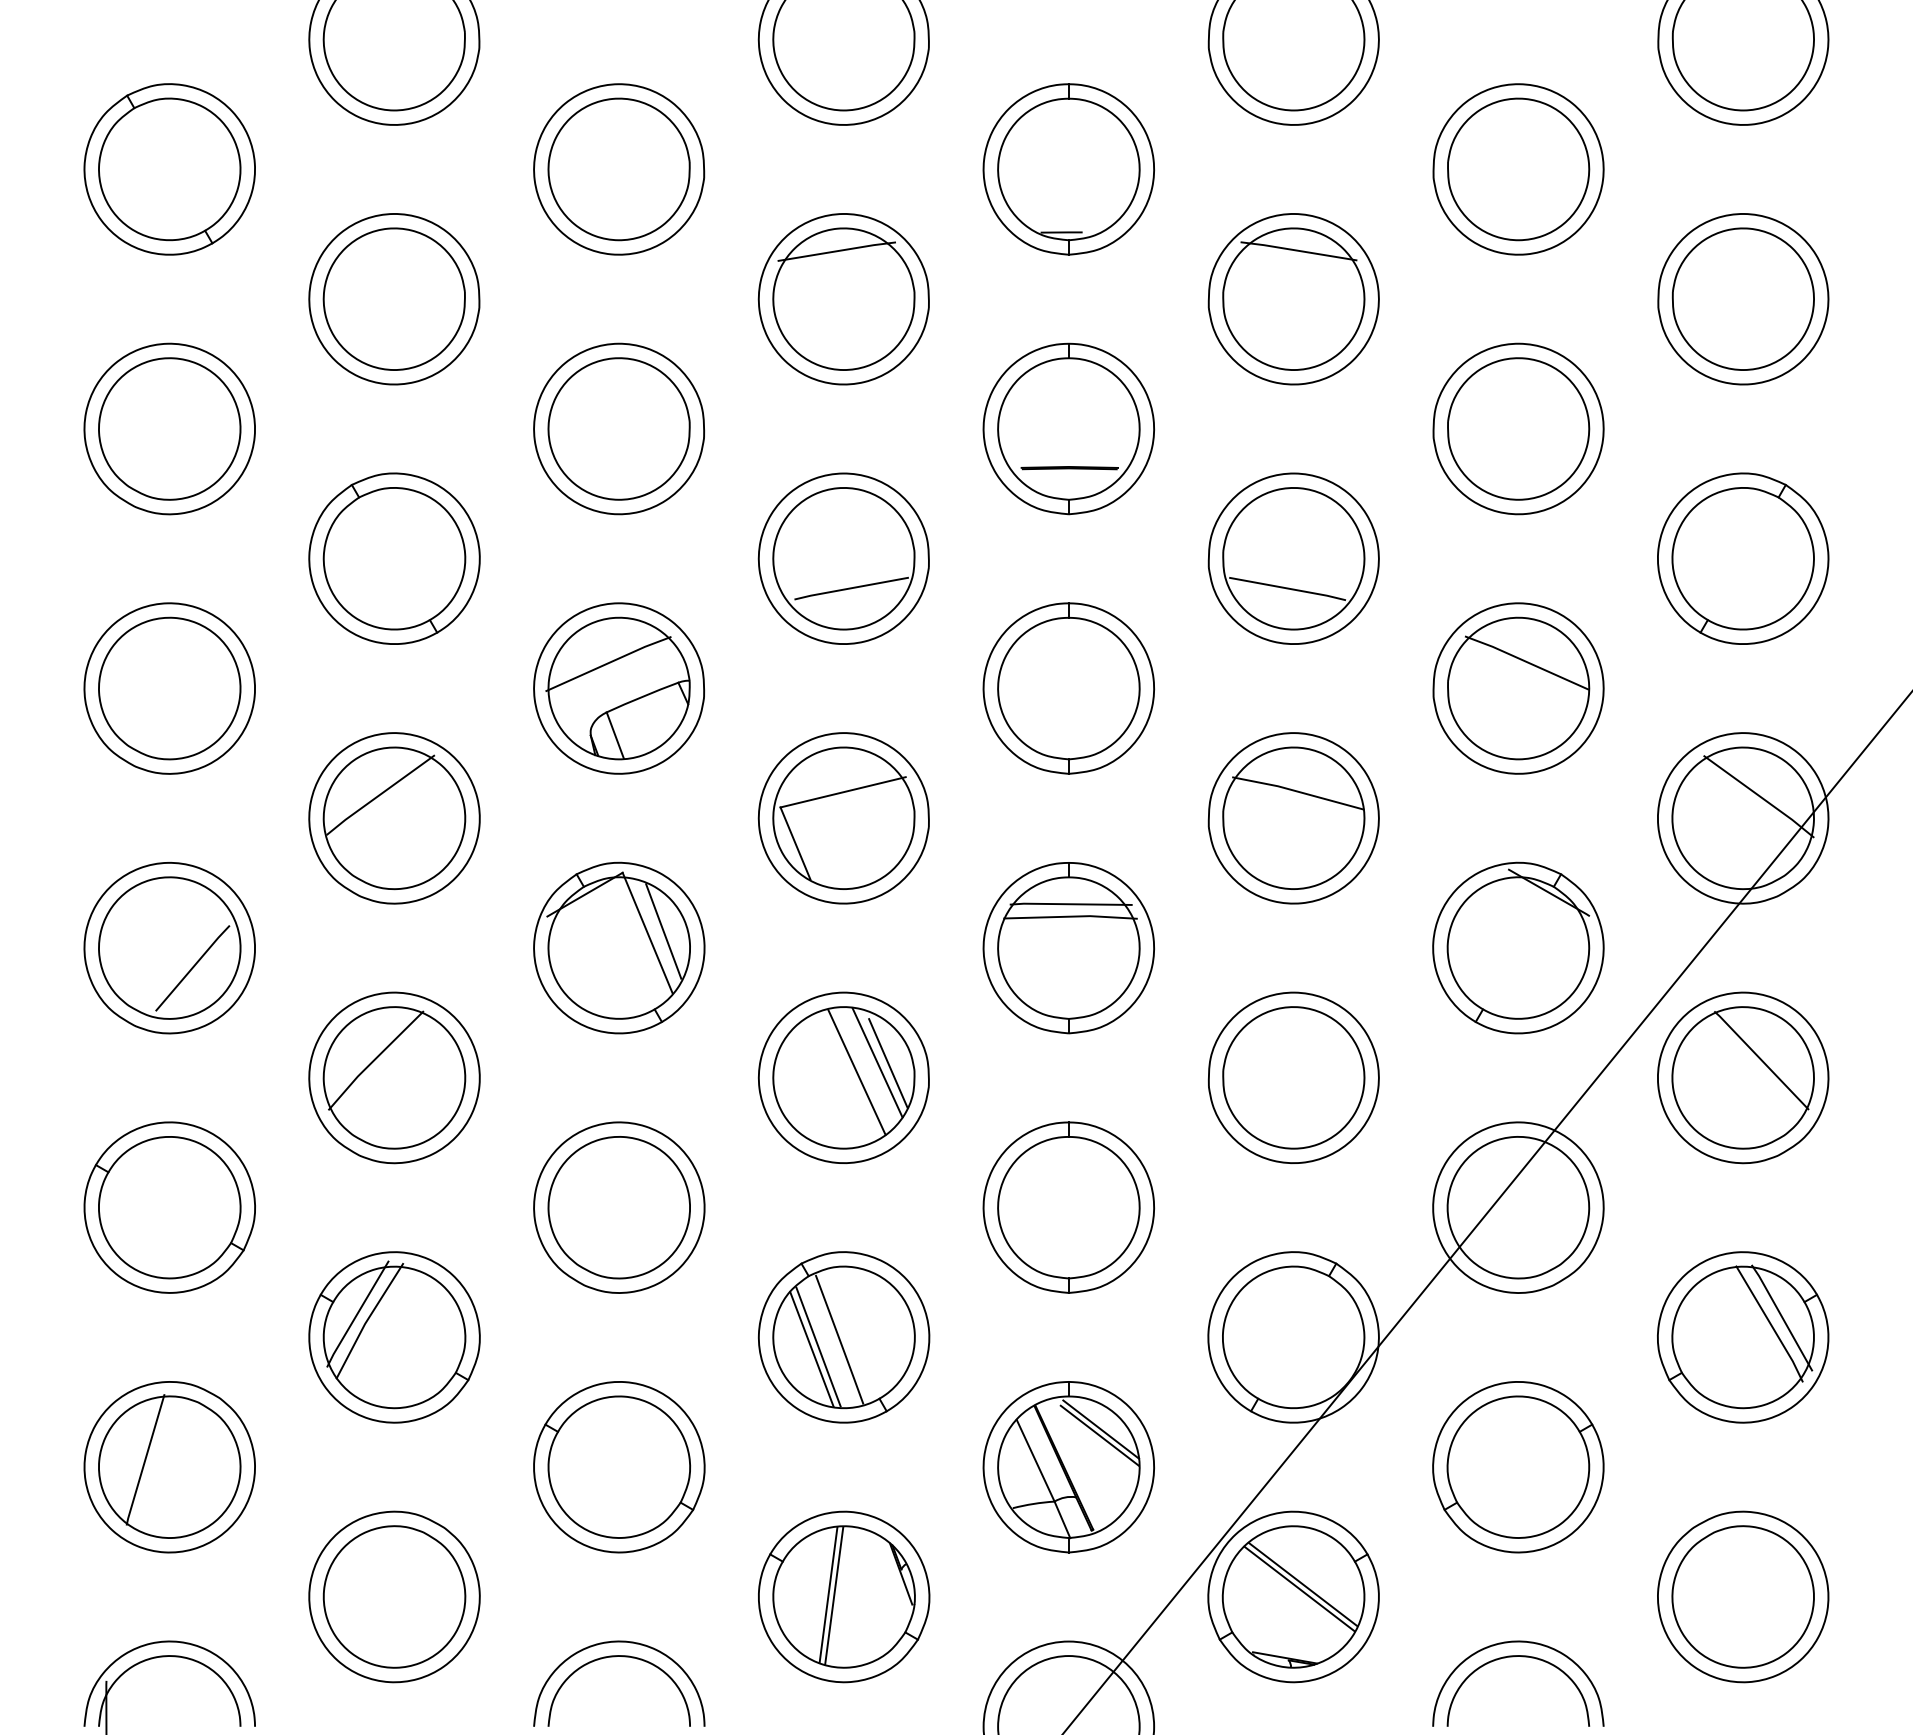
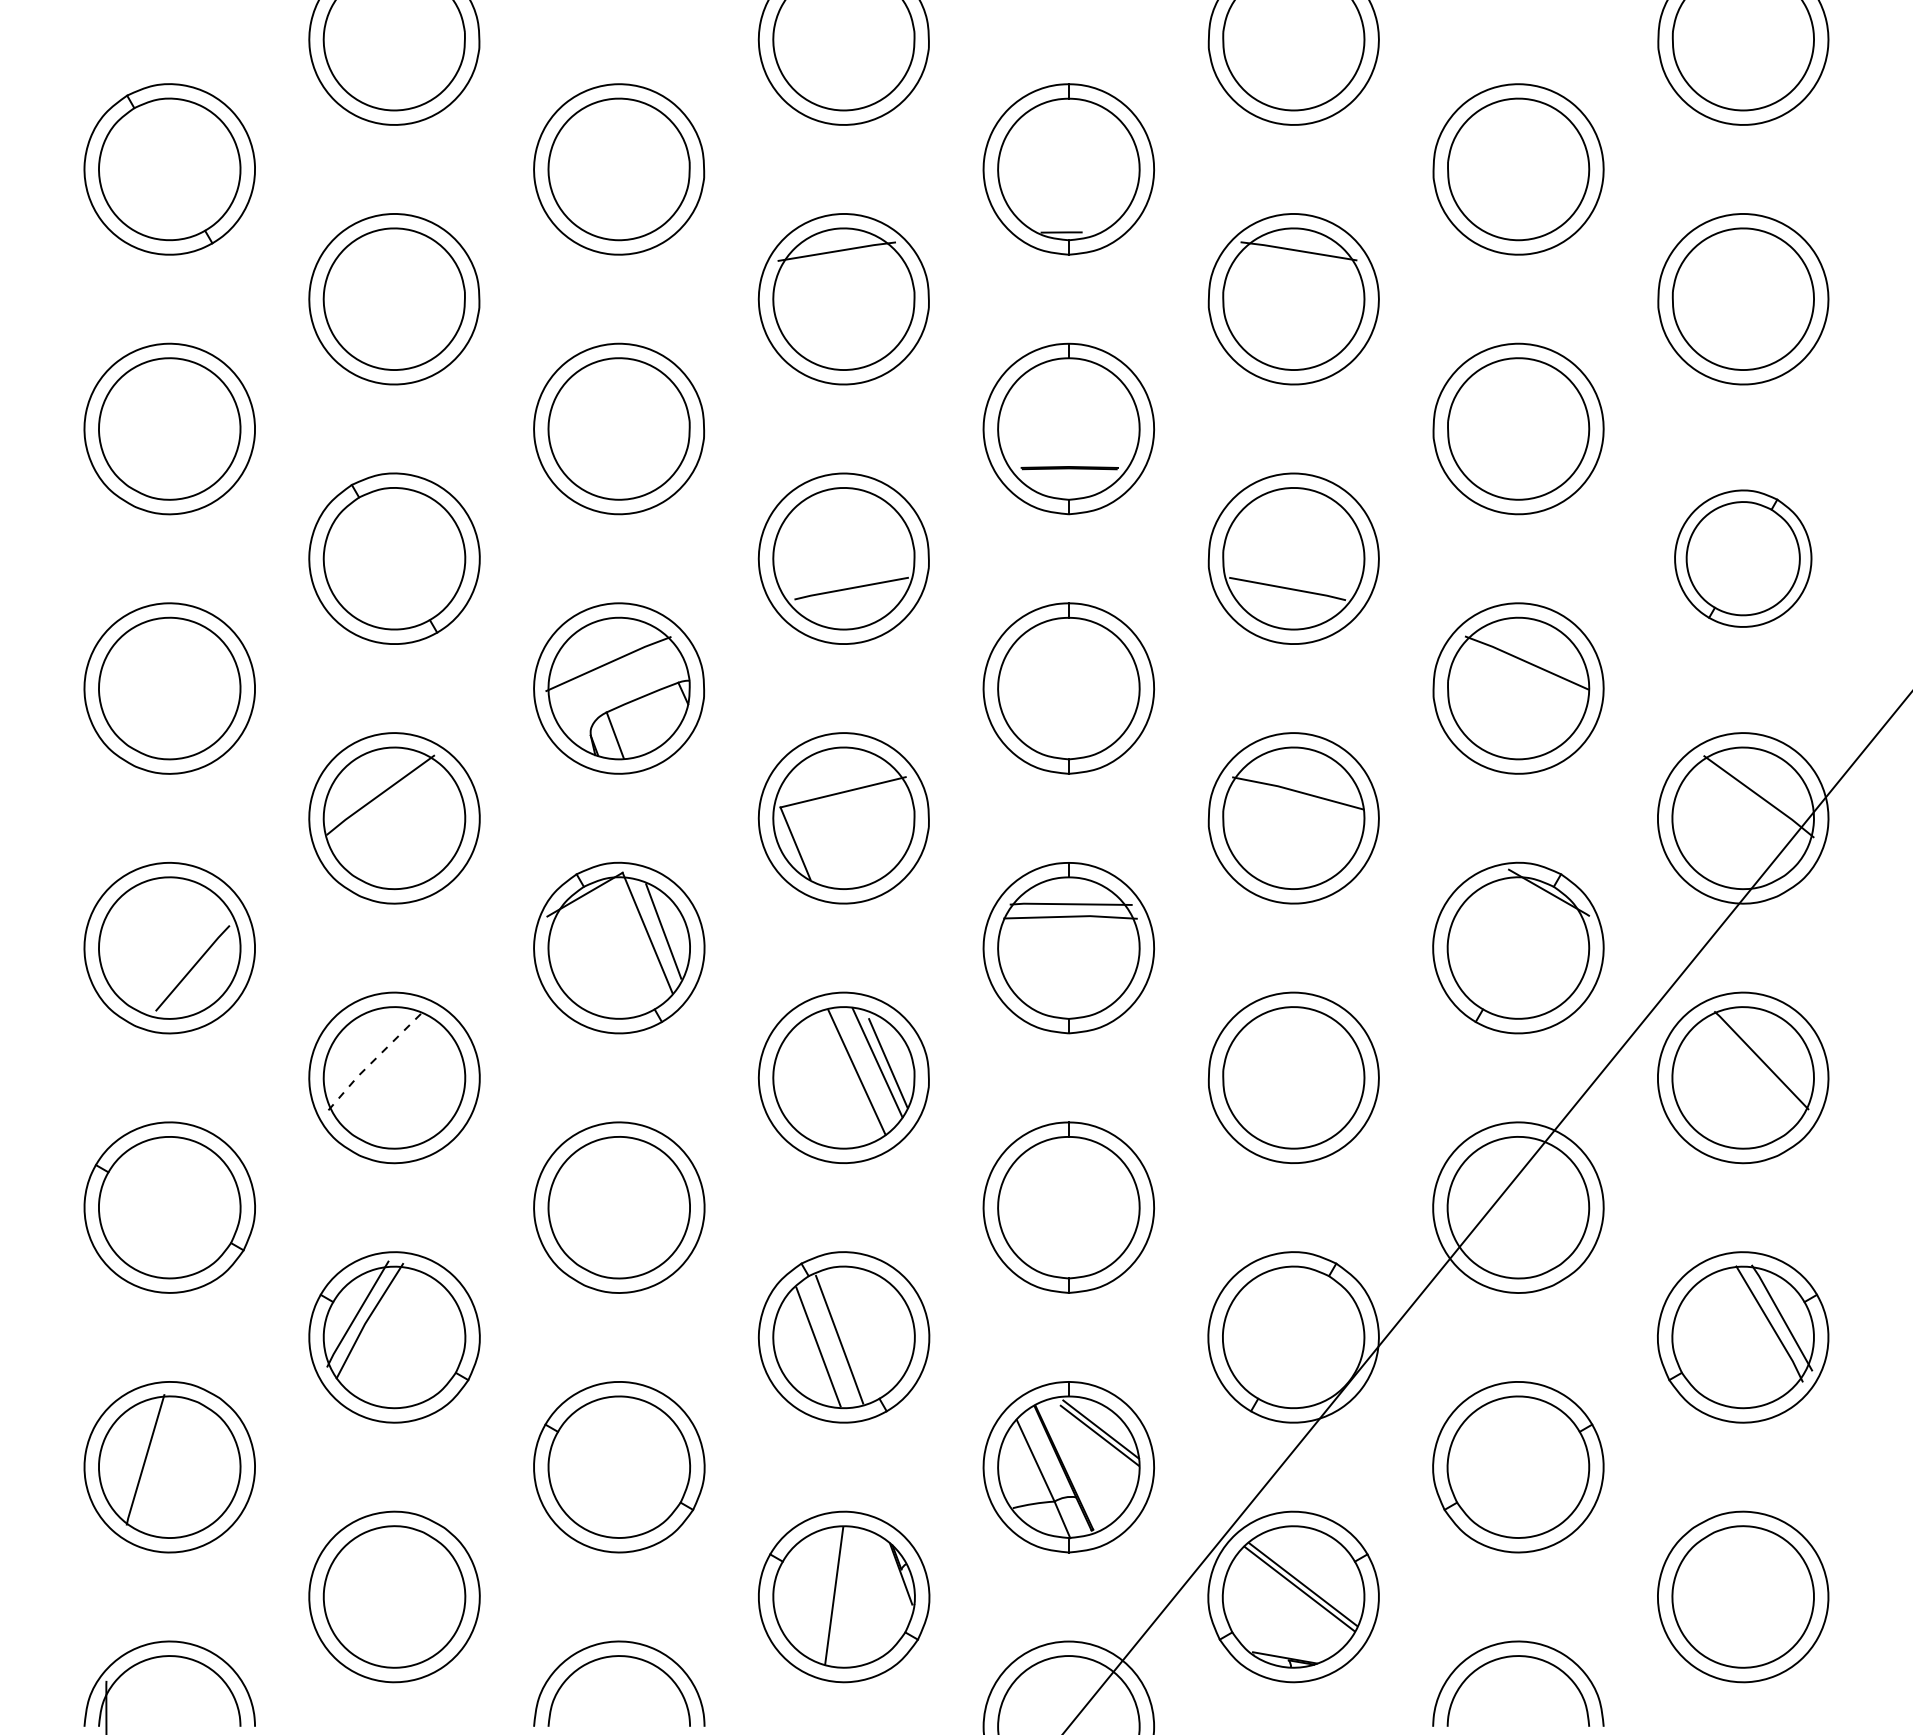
part size: 173x173 px -> 139x139 px (1743, 558)
line: solid -> dashed (374, 1059)
line: present -> none (811, 1348)
line: present -> none (828, 1594)
